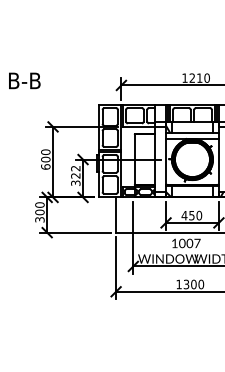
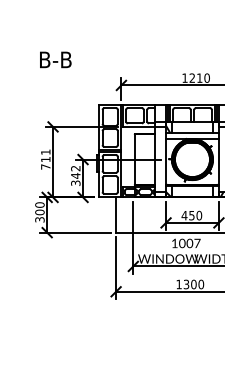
text position: (24, 80) -> (55, 59) (55, 59)
text: 600 -> 711 (45, 159)
text: 322 -> 342 (75, 175)
